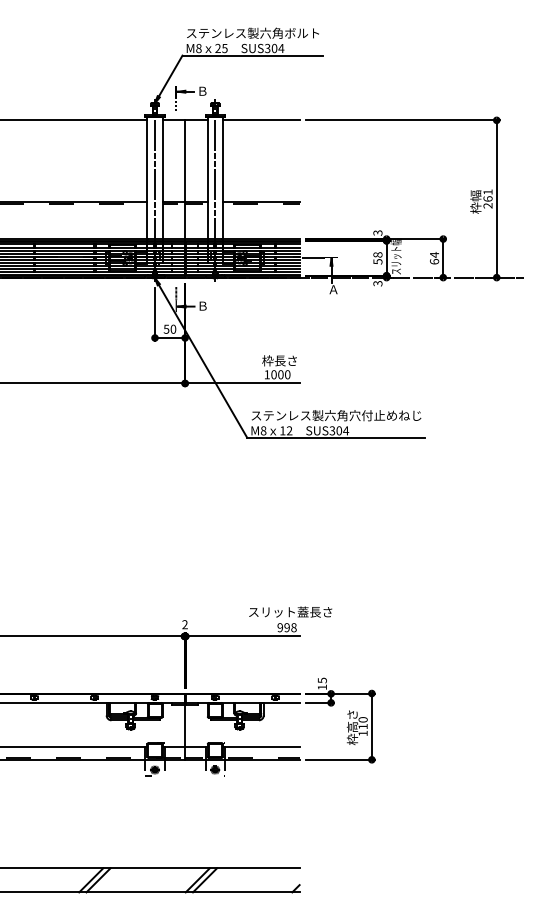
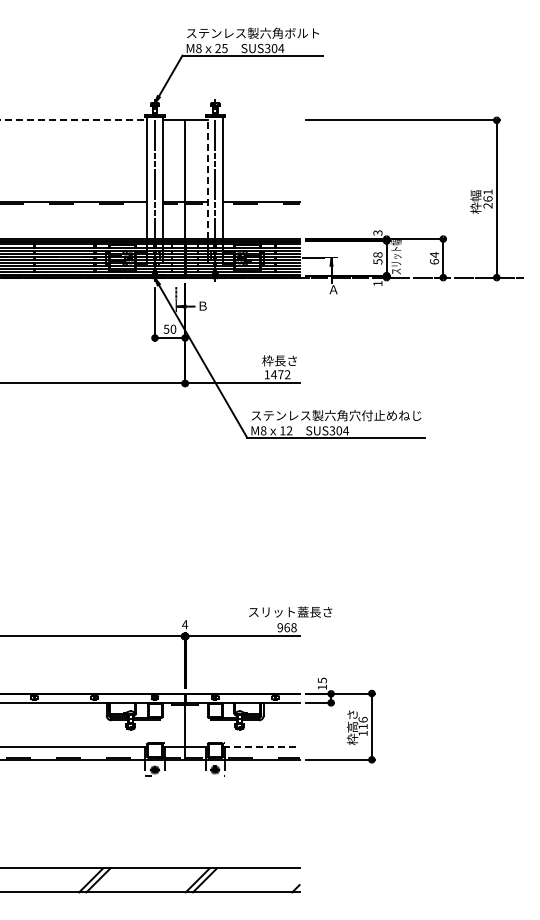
part: present -> none (190, 98)
line: solid -> dashed (74, 120)
line: present -> none (260, 120)
line: solid -> dashed (207, 178)
text: 3 -> 1 (377, 283)
text: 1000 -> 1472 (280, 374)
text: 2 -> 4 (185, 624)
text: 998 -> 968 (286, 627)
text: 110 -> 116 (362, 719)
line: solid -> dashed (261, 746)
